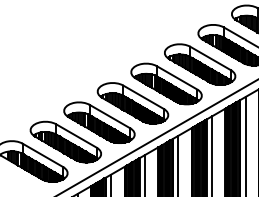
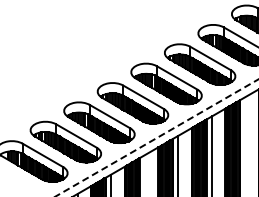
line: solid -> dashed (156, 138)
line: present -> none (245, 145)
line: present -> none (144, 174)
